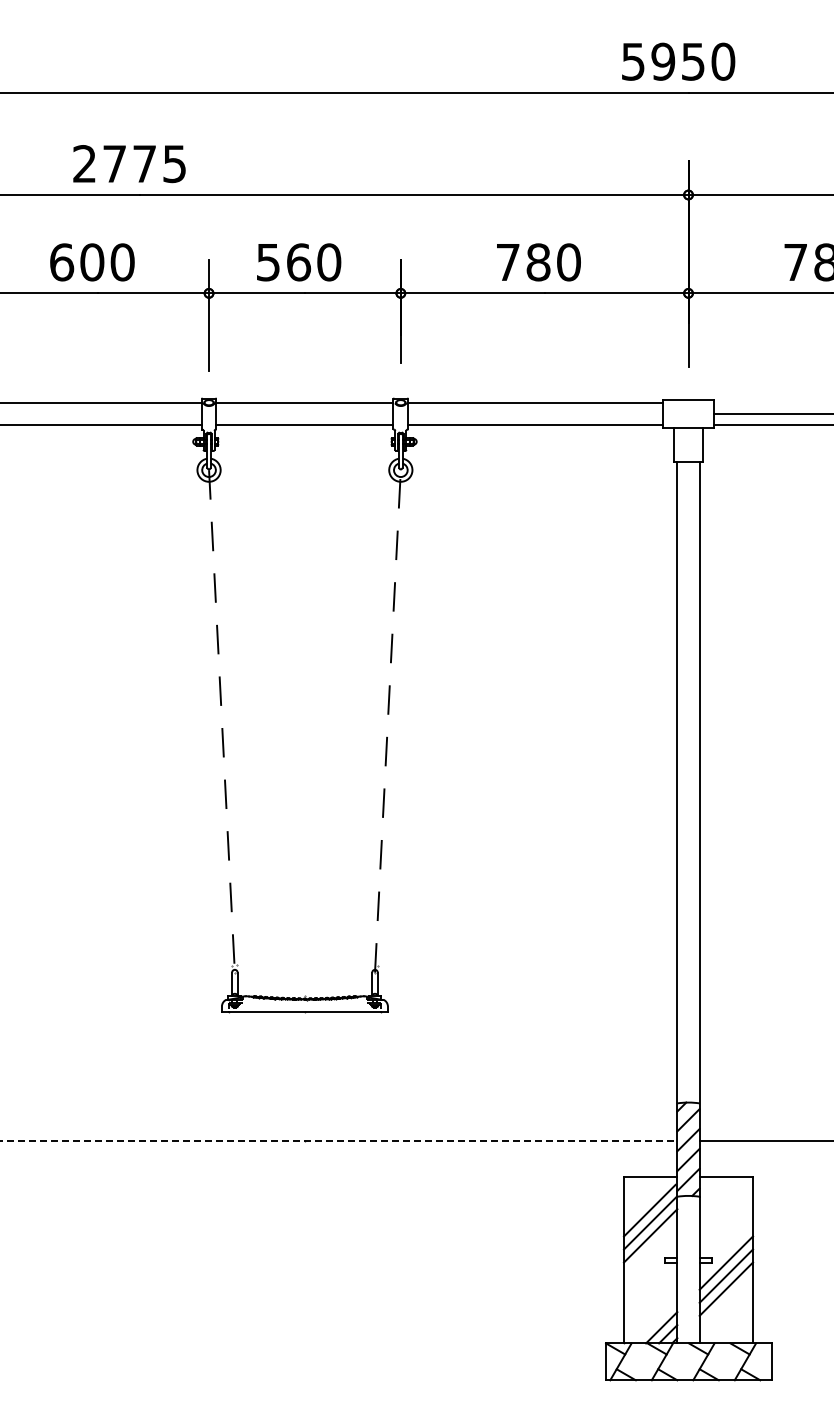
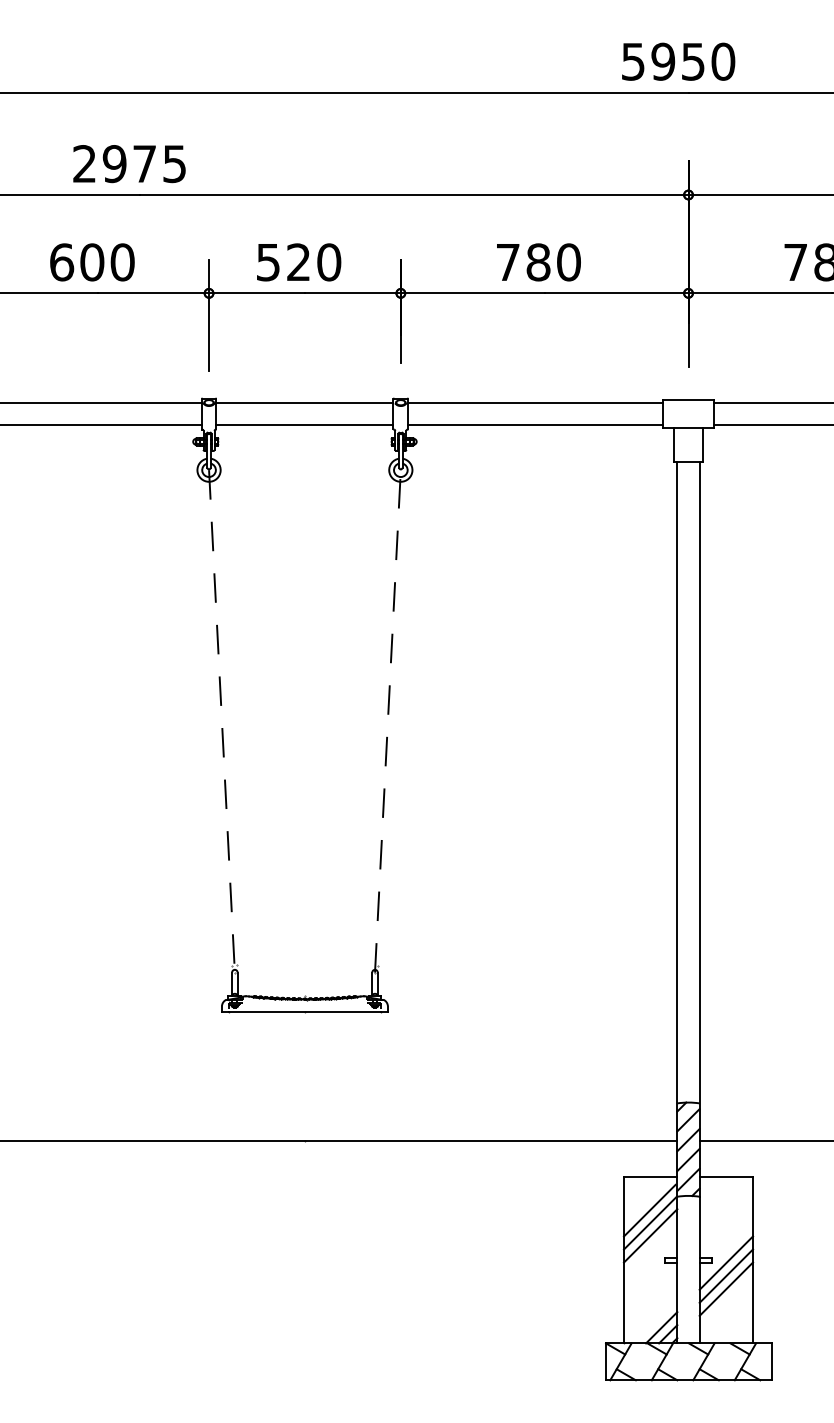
text: 2775 -> 2975 (114, 164)
text: 560 -> 520 (299, 262)
line position: (772, 413) -> (772, 402) (772, 402)
line: dashed -> solid (338, 1140)
